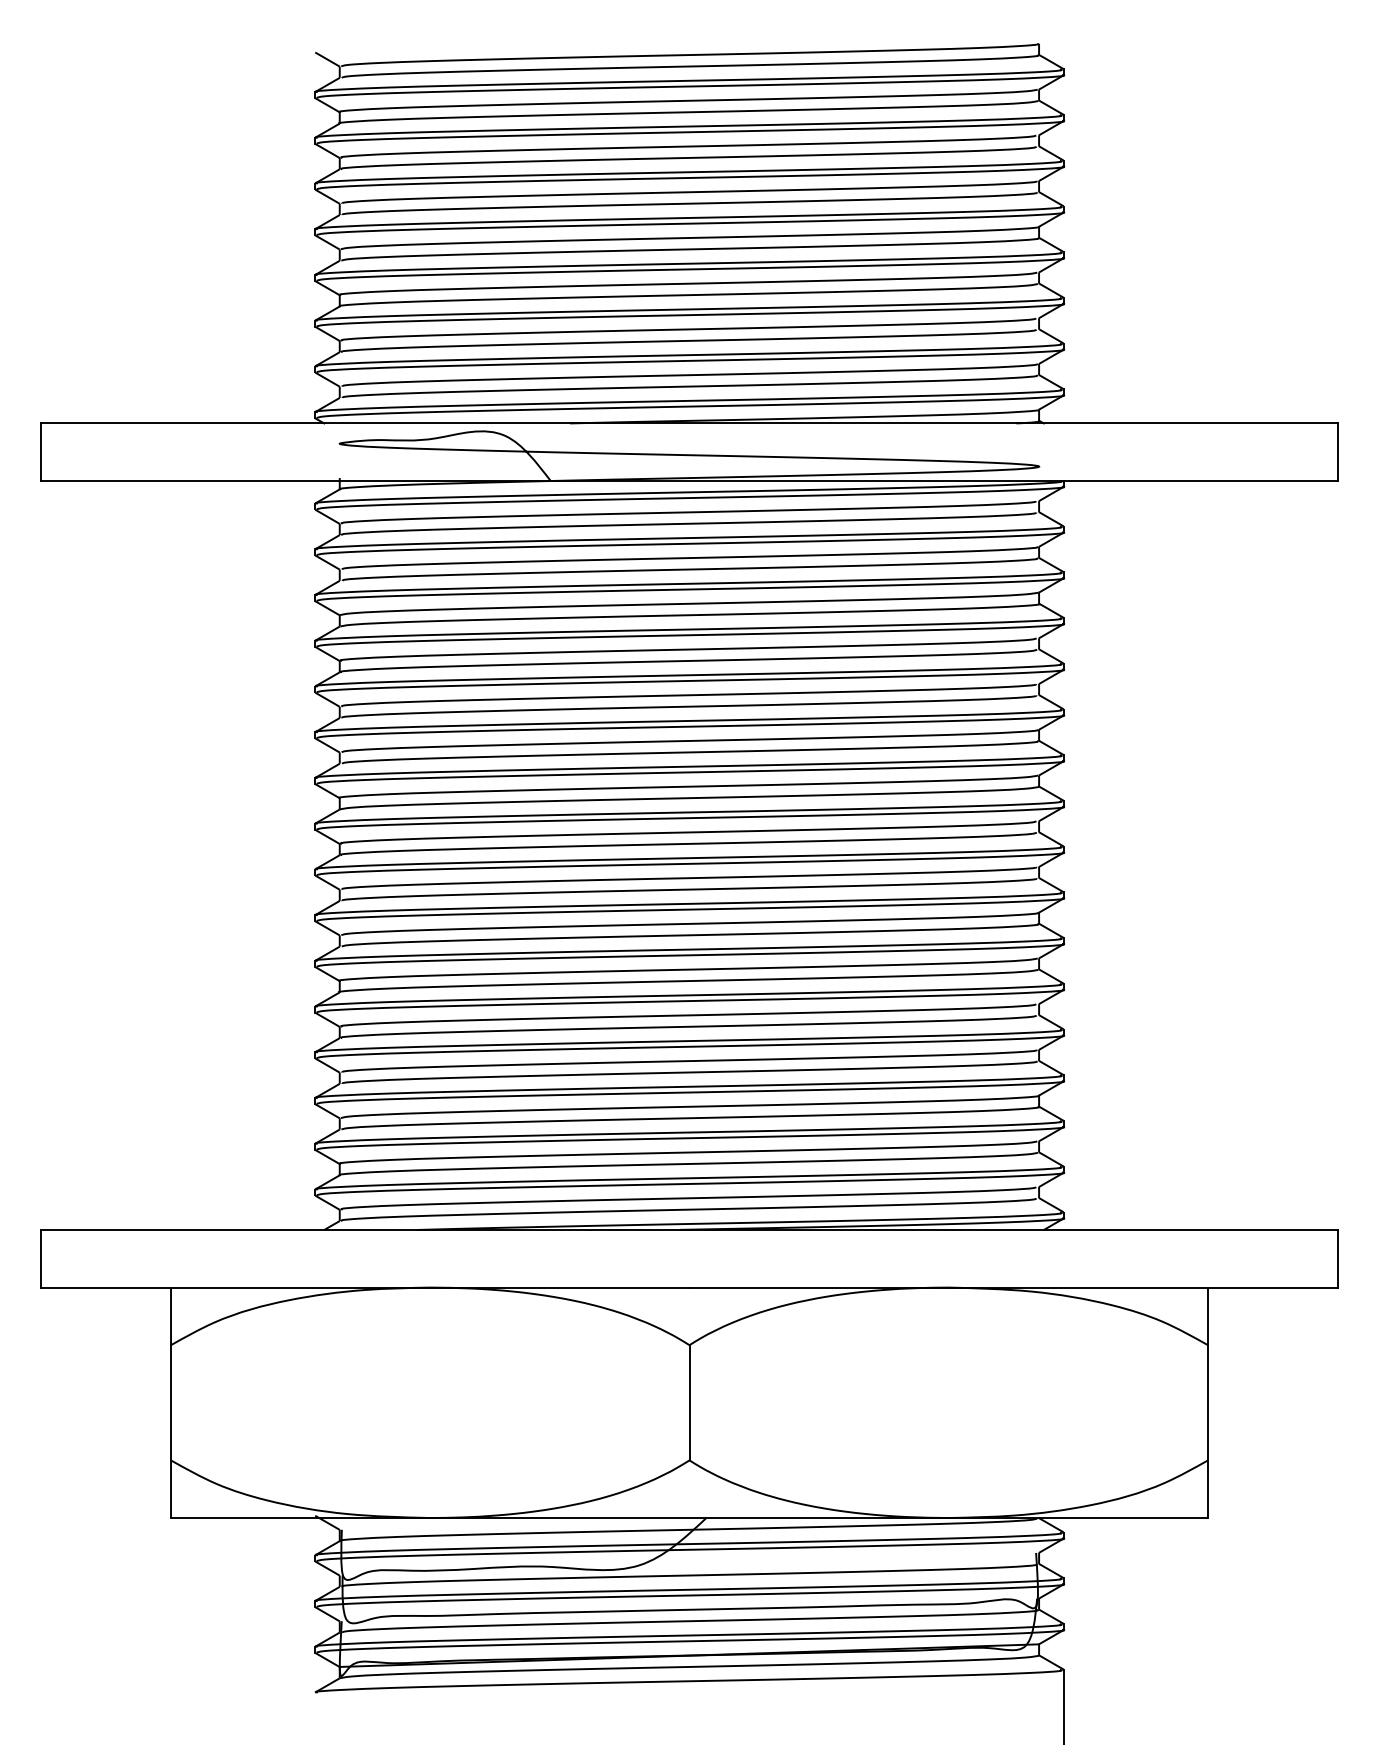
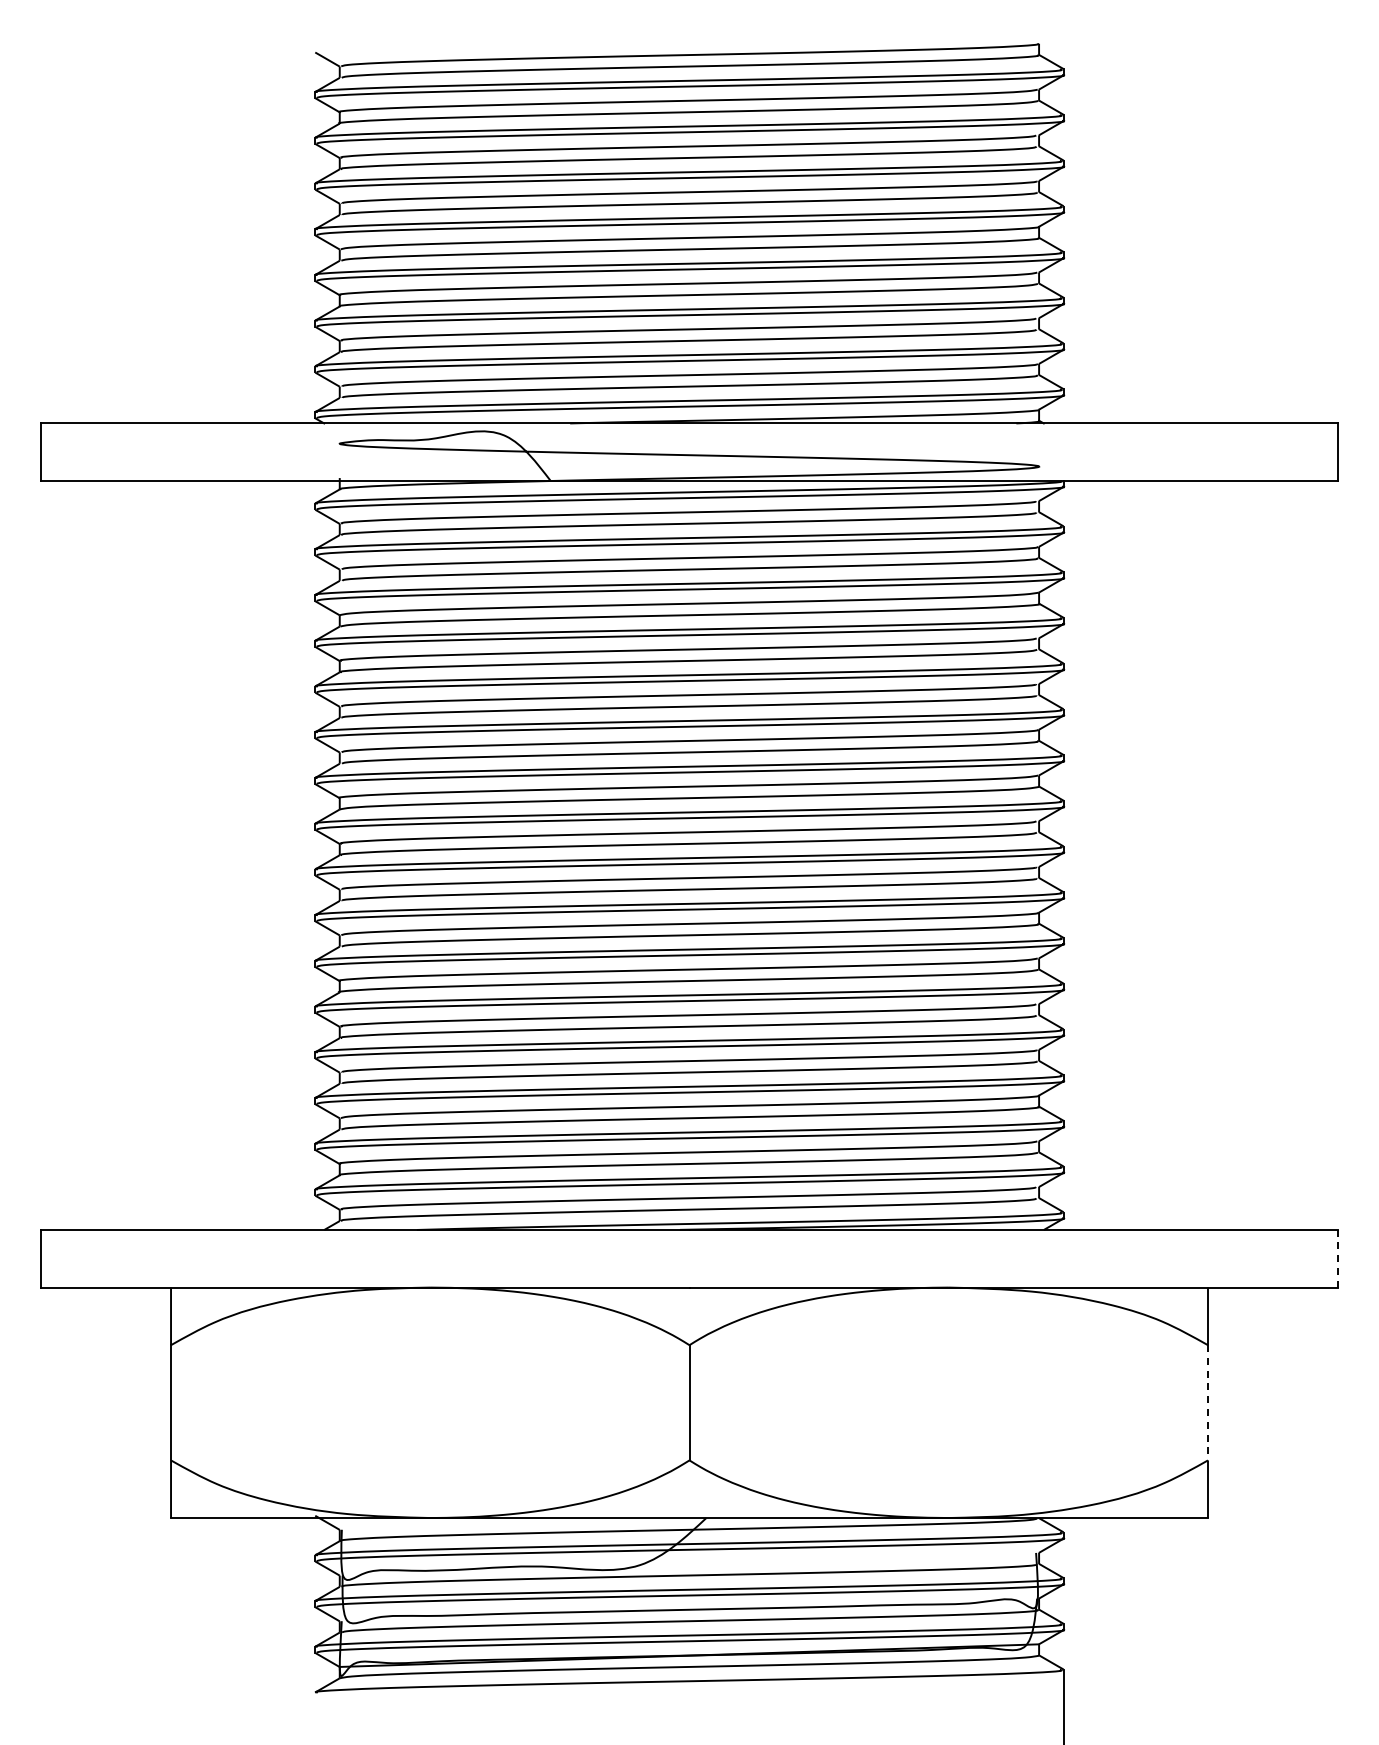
line: solid -> dashed (1337, 1258)
line: solid -> dashed (1207, 1402)
